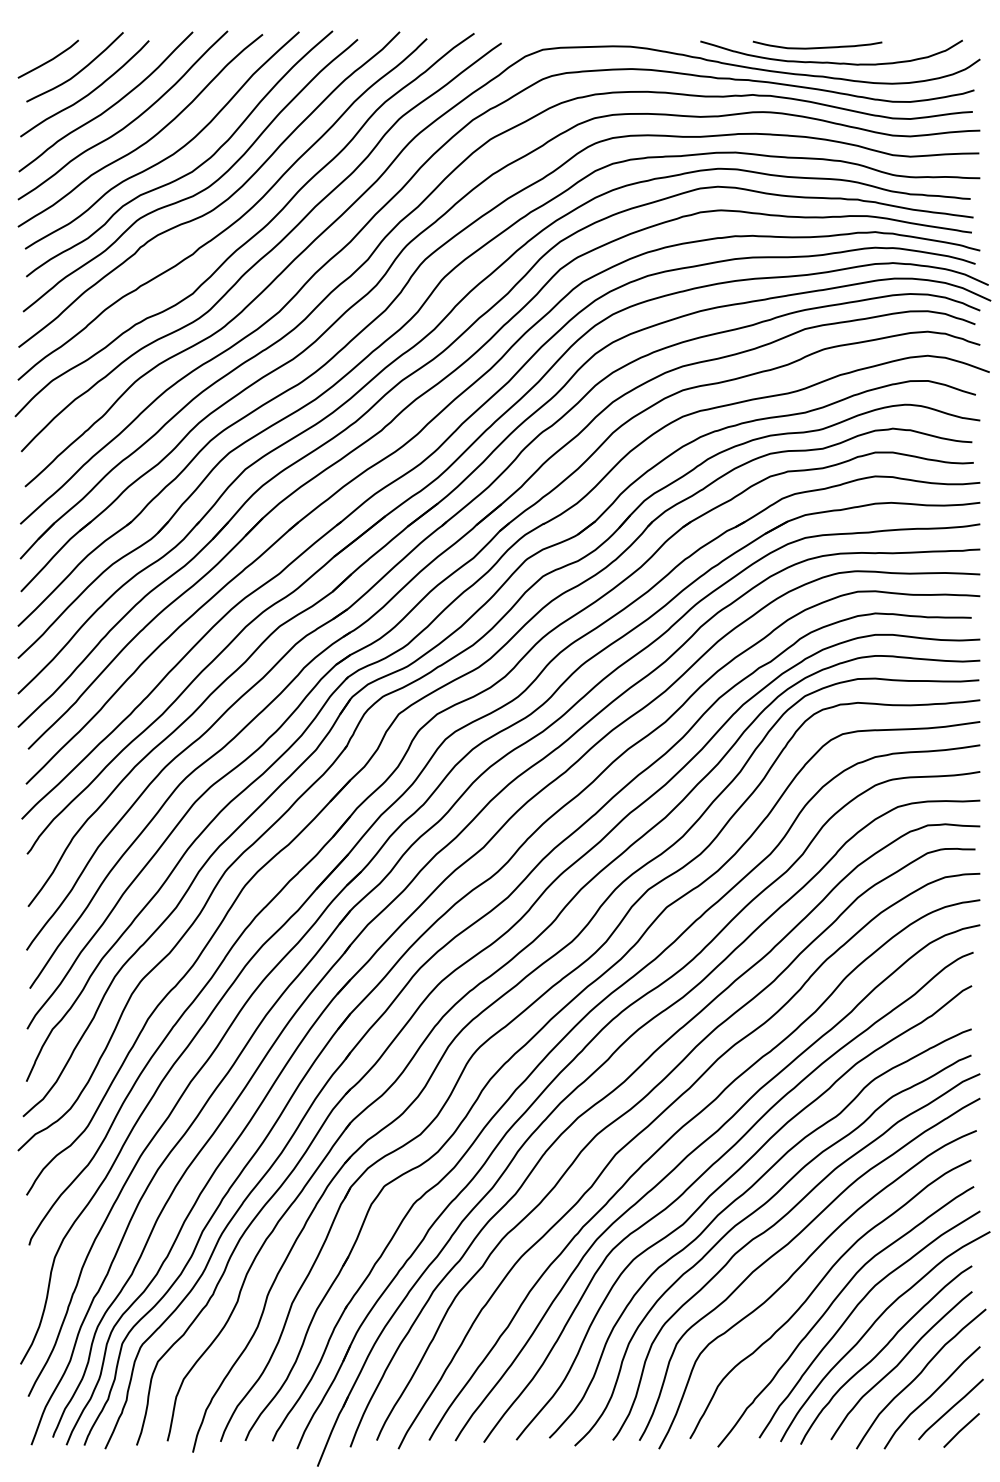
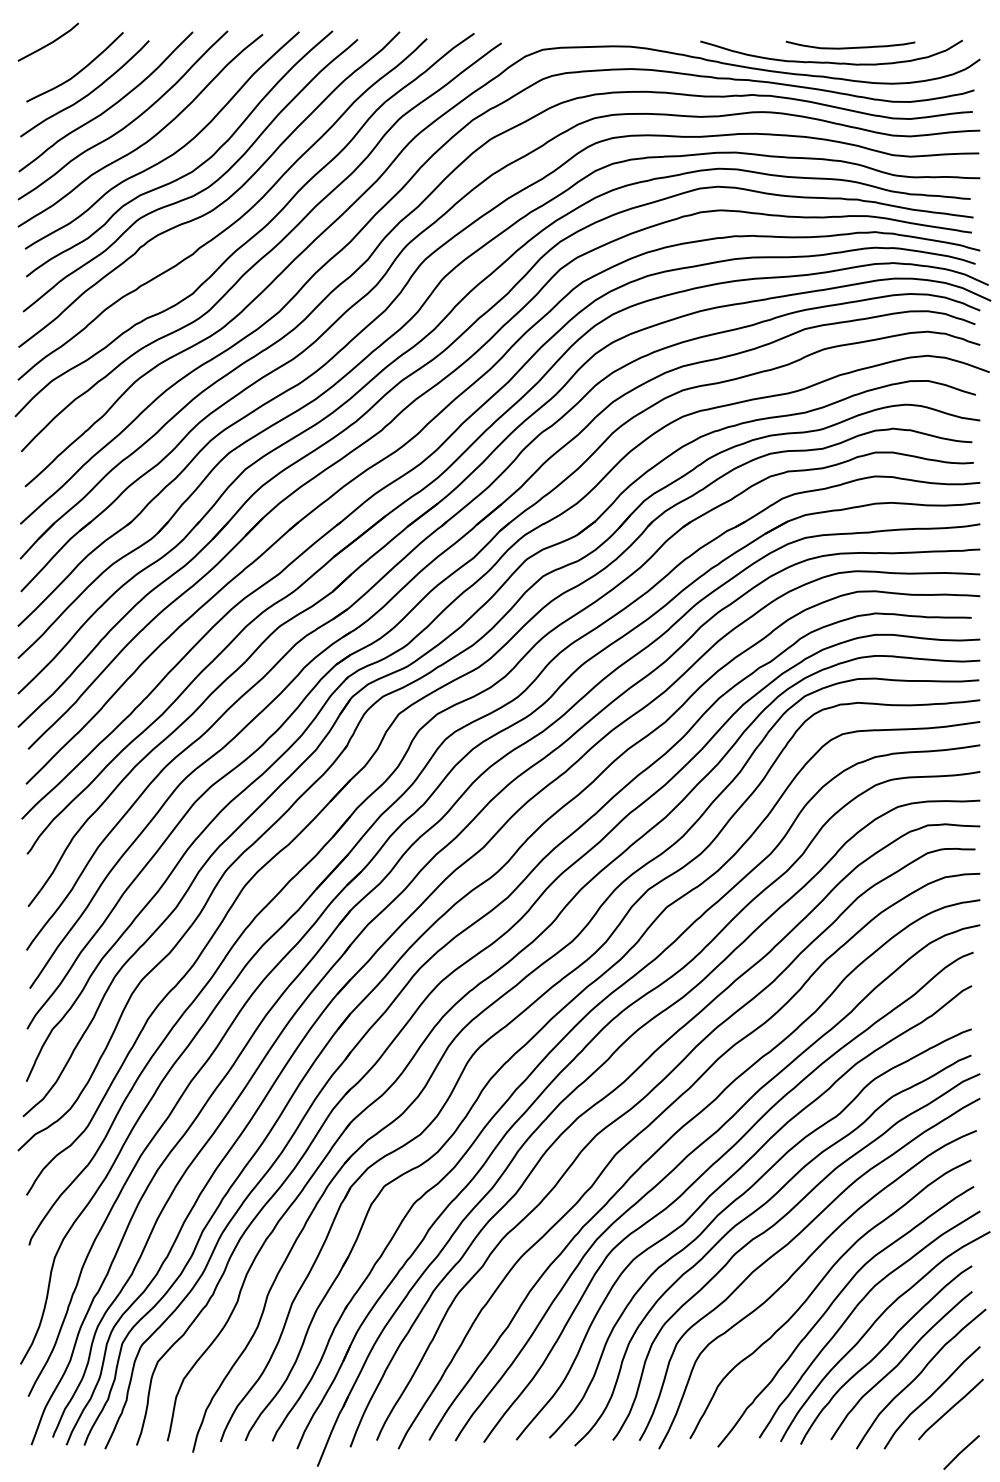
curve position: (817, 47) -> (850, 47) (850, 47)
line position: (48, 60) -> (48, 43) (48, 43)
line position: (961, 1430) -> (961, 1452) (961, 1452)
